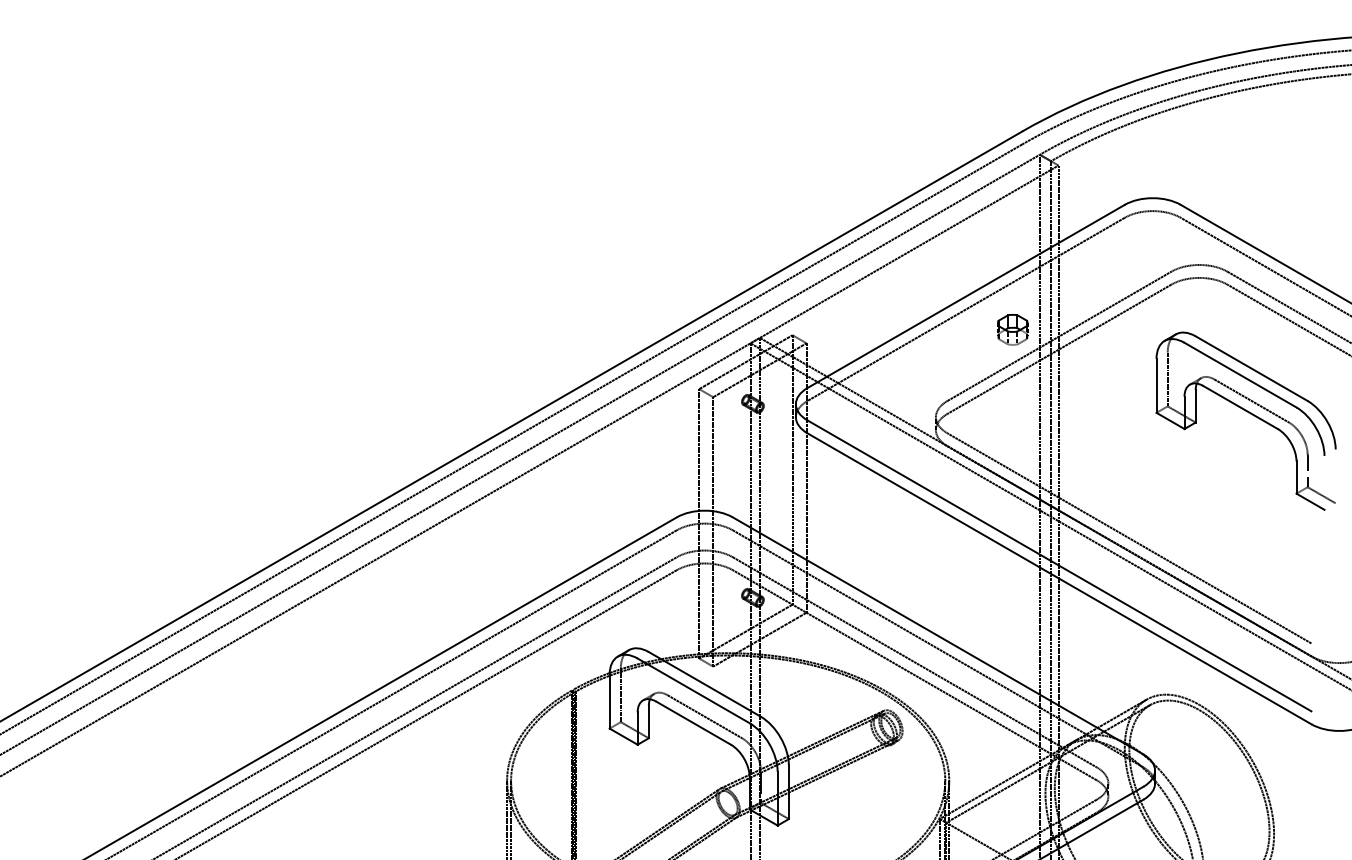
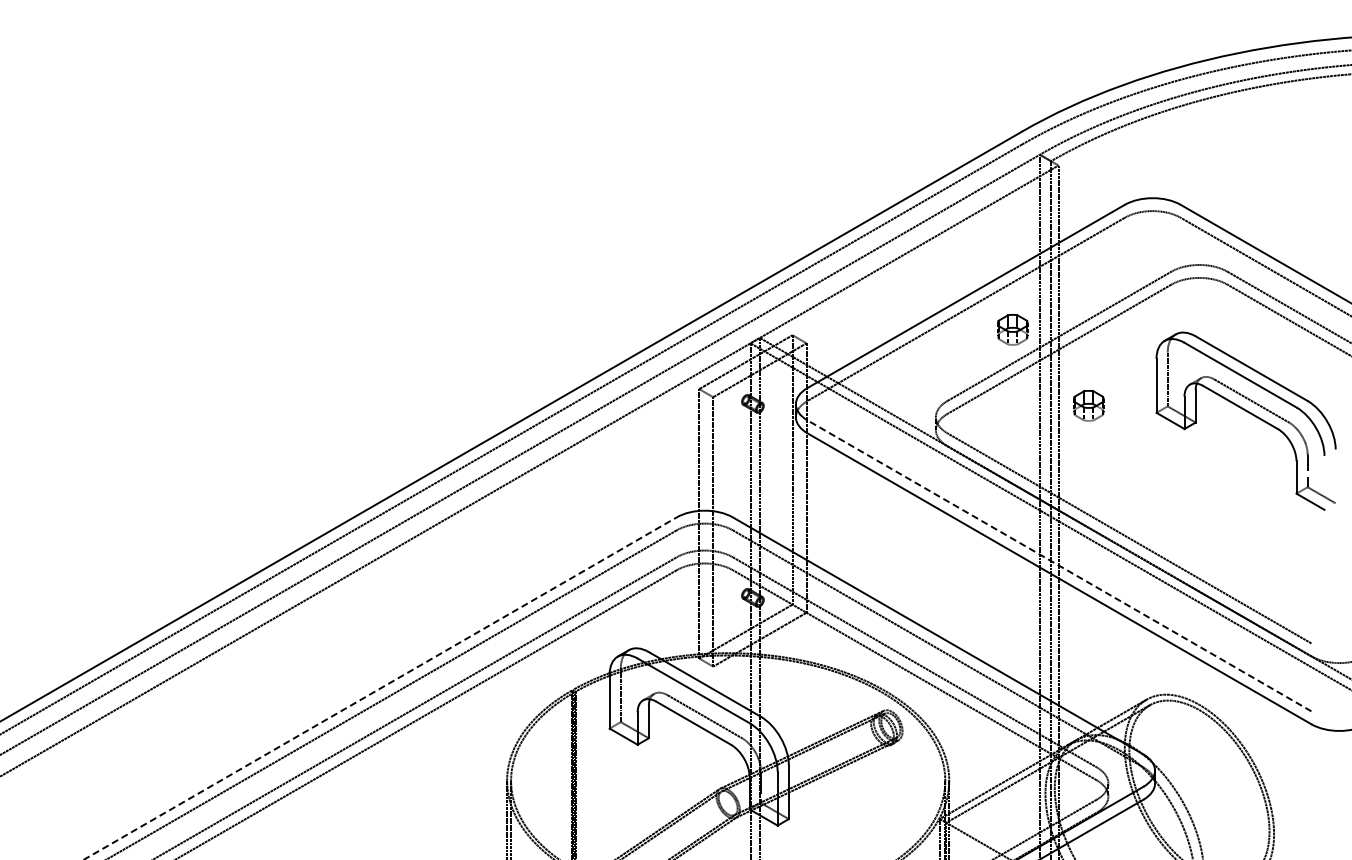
part: none -> present (1088, 405)
line: solid -> dashed (1059, 565)
line: solid -> dashed (380, 688)
